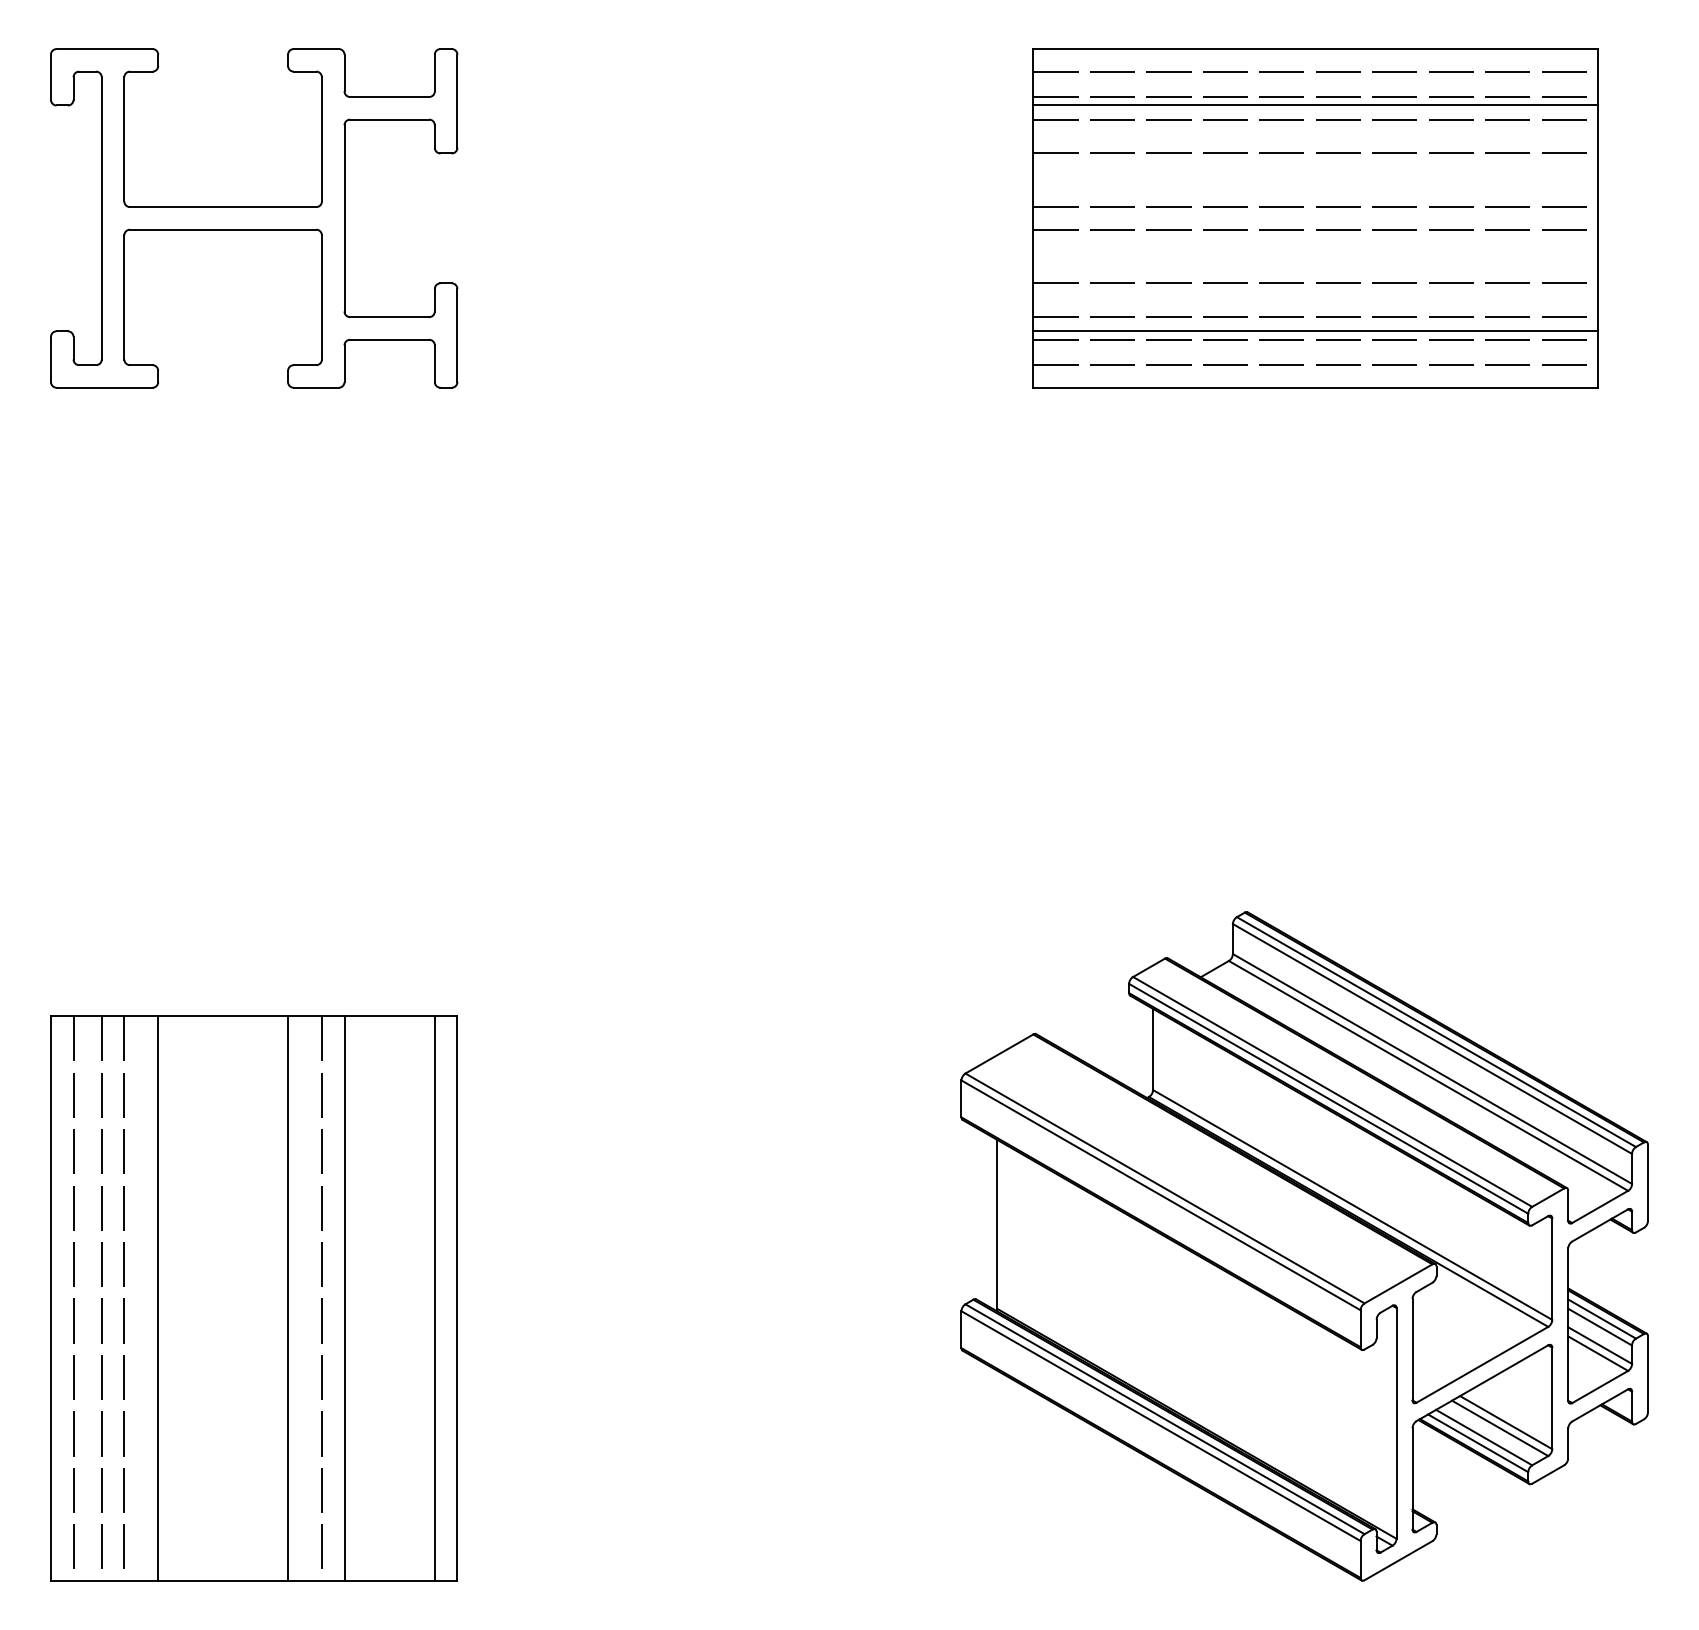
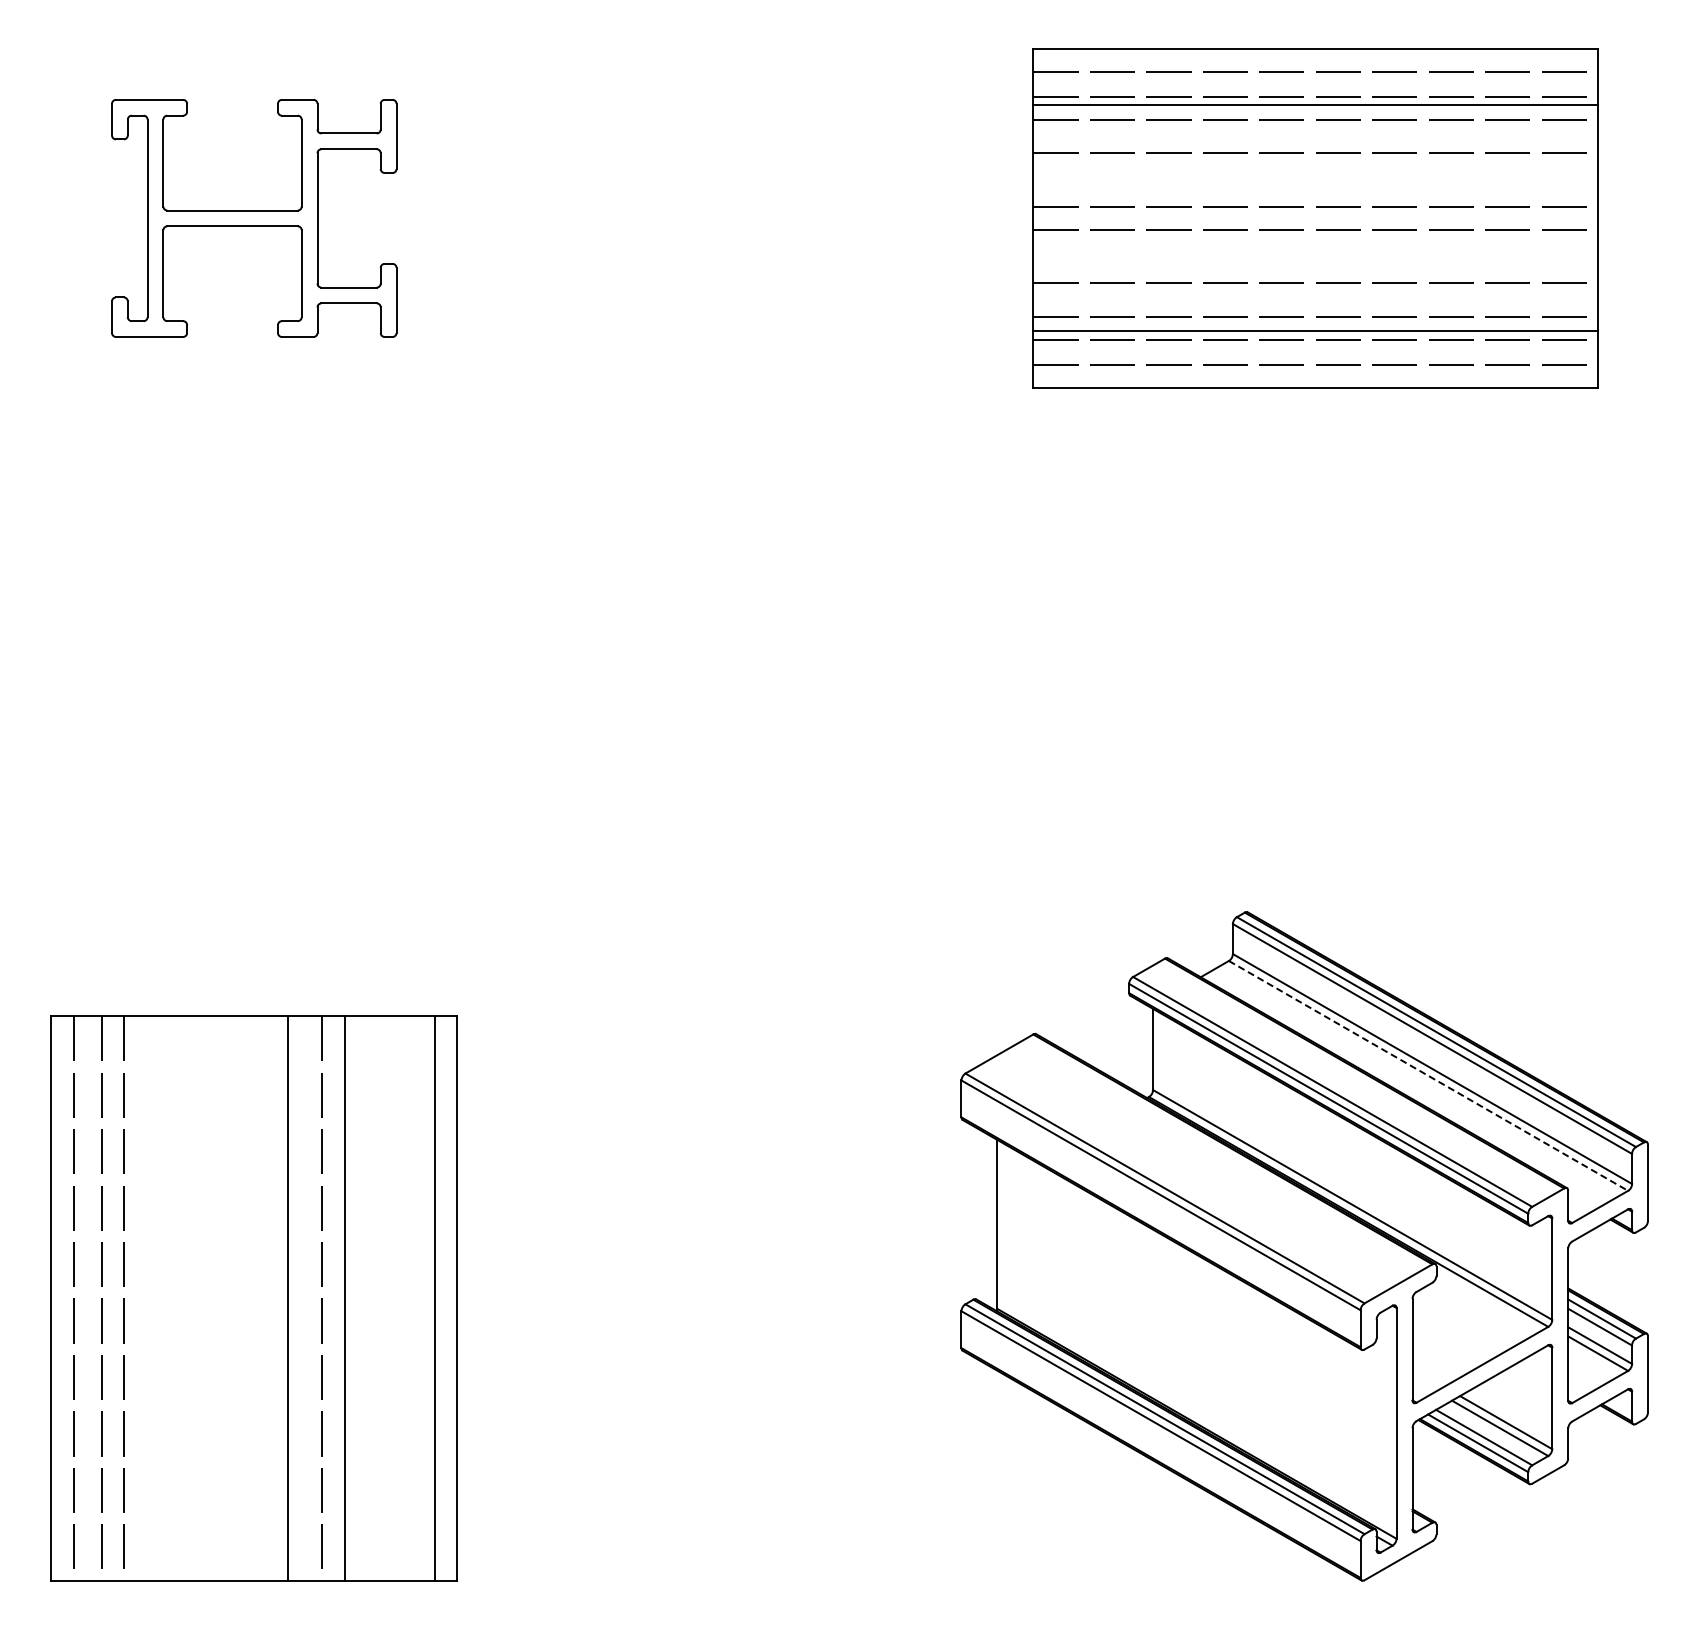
part size: 409x341 px -> 287x239 px (254, 218)
line: solid -> dashed (1428, 1076)
line: present -> none (158, 1298)
